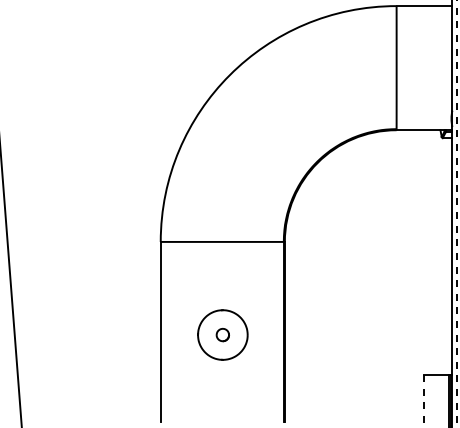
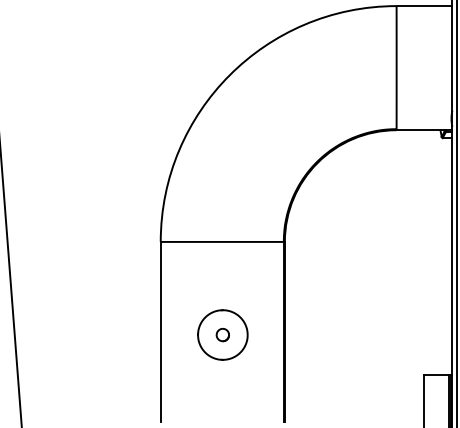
line: dashed -> solid (456, 214)
line: dashed -> solid (424, 401)
